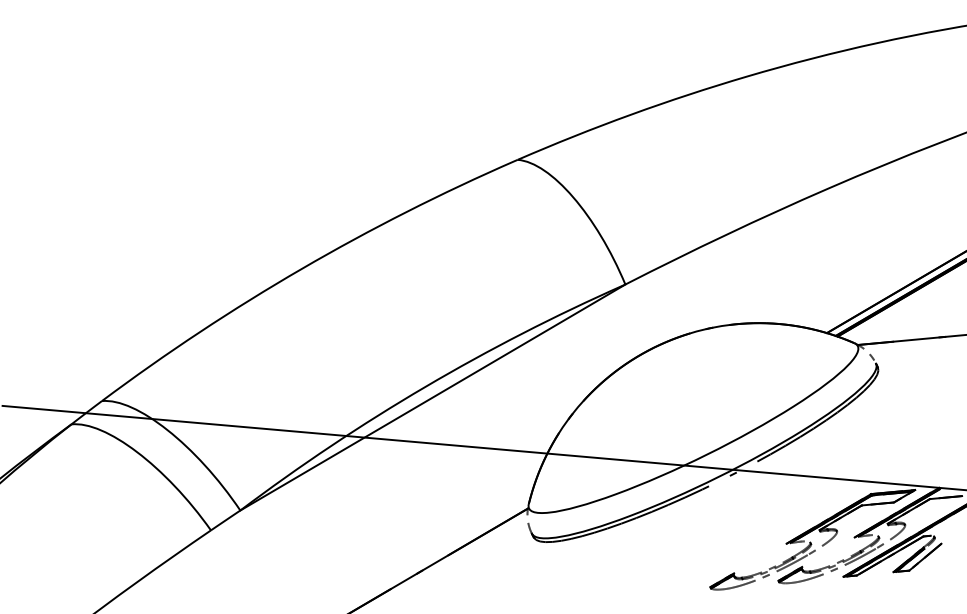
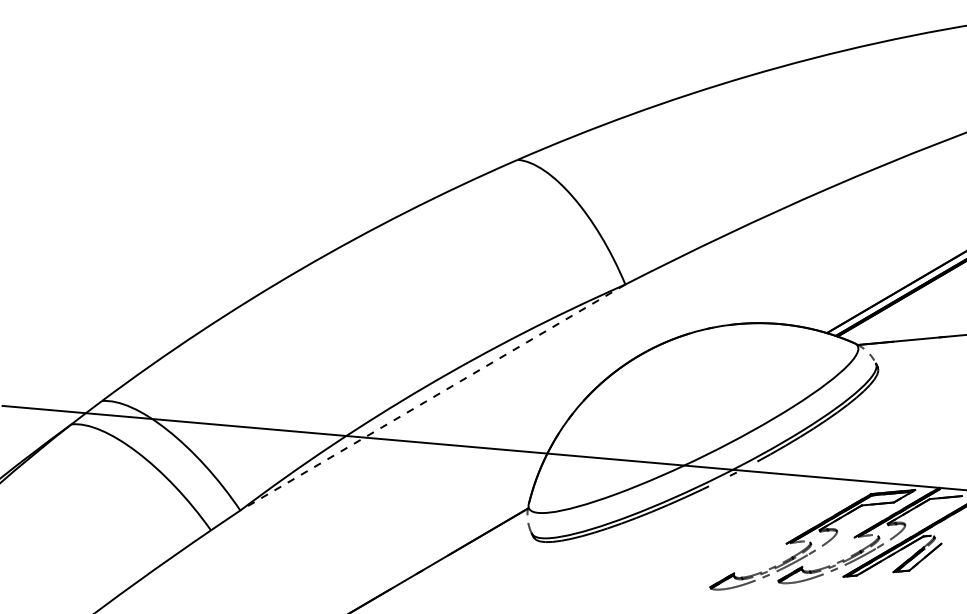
line: solid -> dashed (432, 397)
